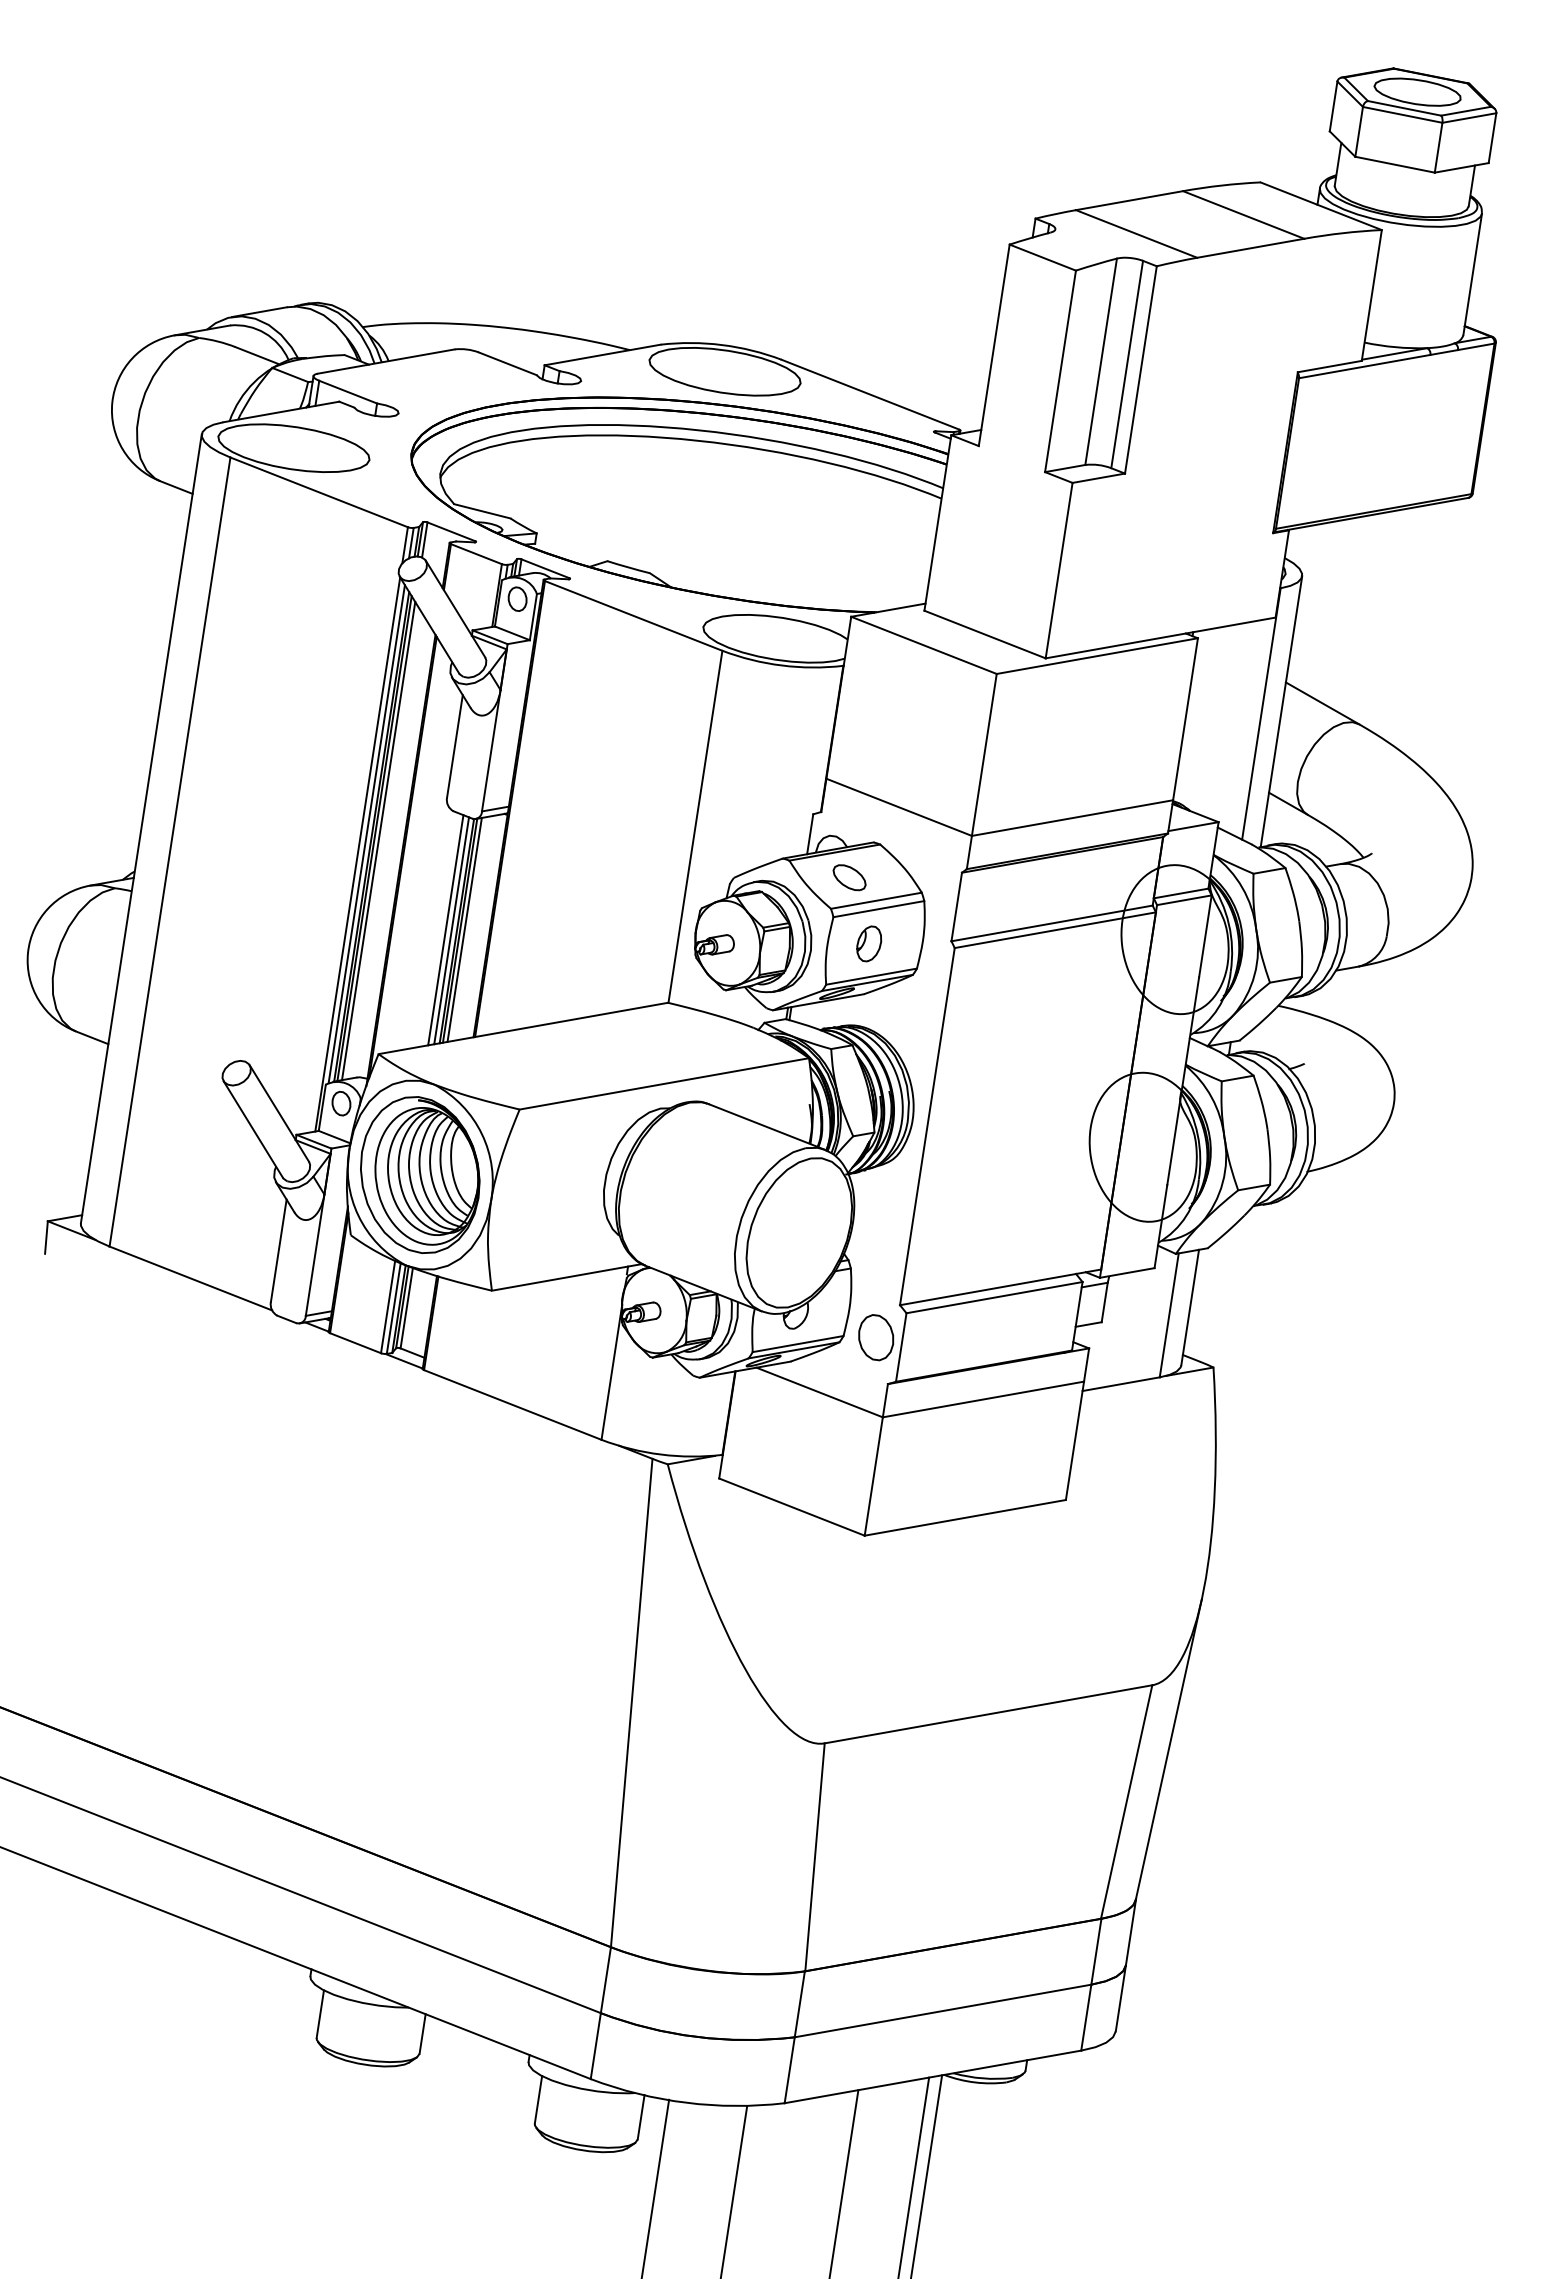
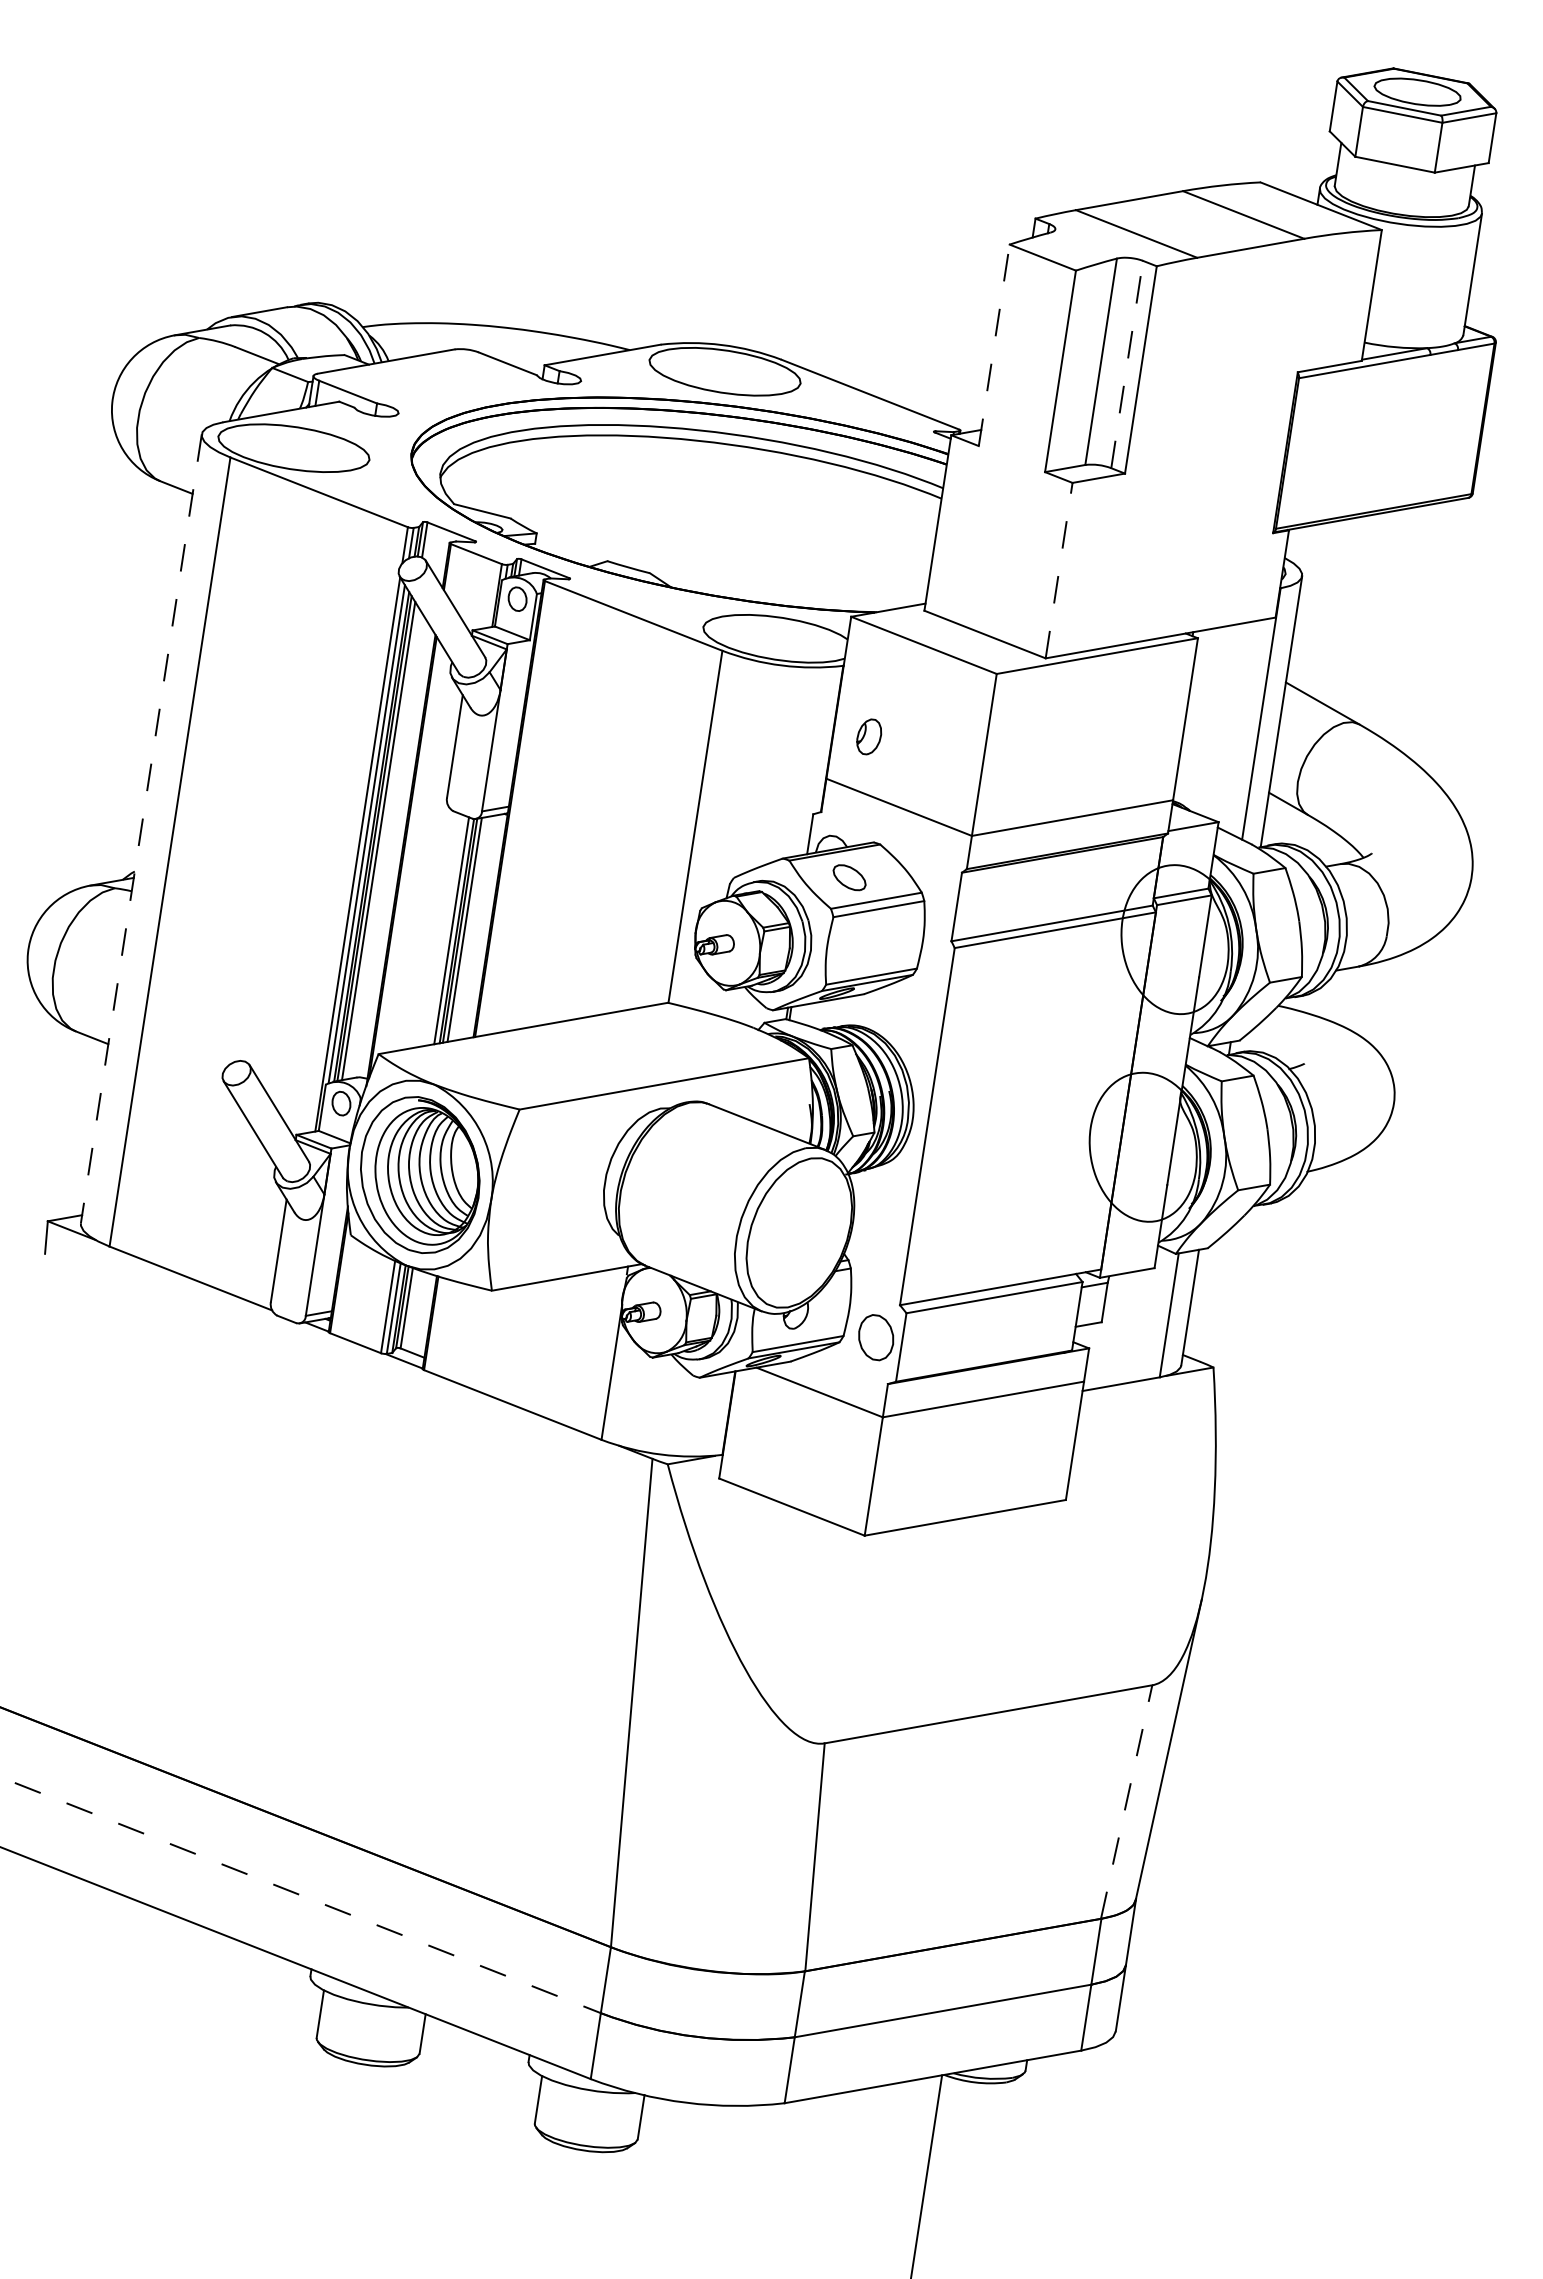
line: solid -> dashed (994, 345)
line: solid -> dashed (1127, 364)
line: solid -> dashed (1059, 570)
line: solid -> dashed (141, 829)
line: present -> none (445, 930)
part position: (869, 943) -> (869, 736) (869, 736)
line: solid -> dashed (1126, 1802)
line: solid -> dashed (301, 1895)
line: present -> none (913, 2176)
line: present -> none (843, 2182)
line: present -> none (655, 2187)
line: present -> none (734, 2190)
